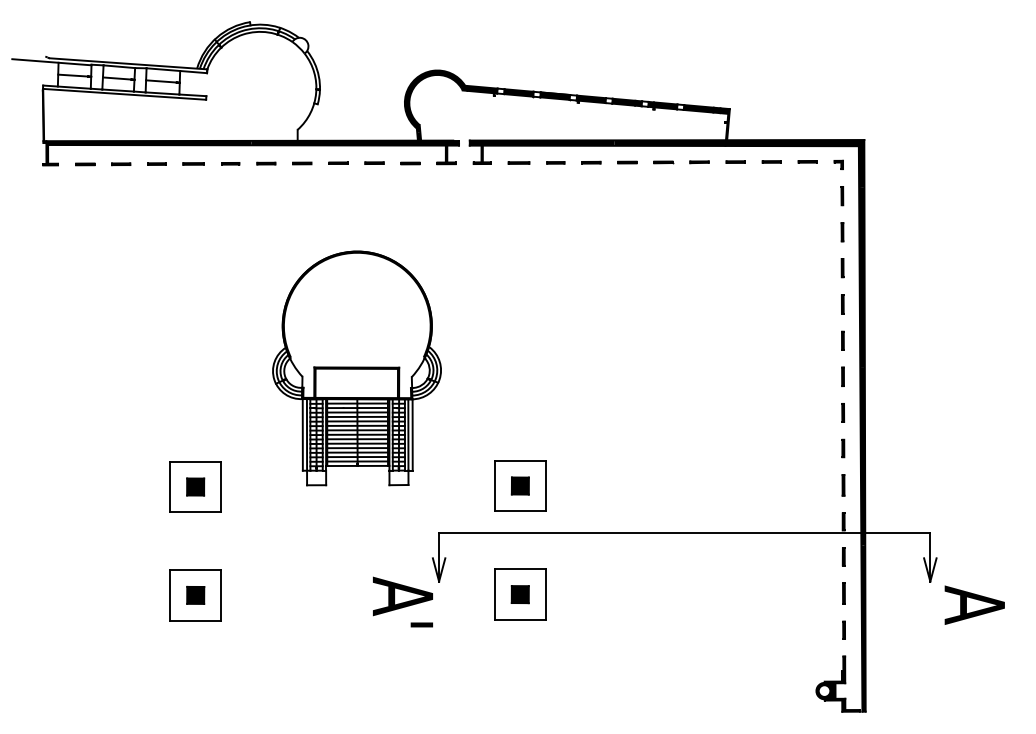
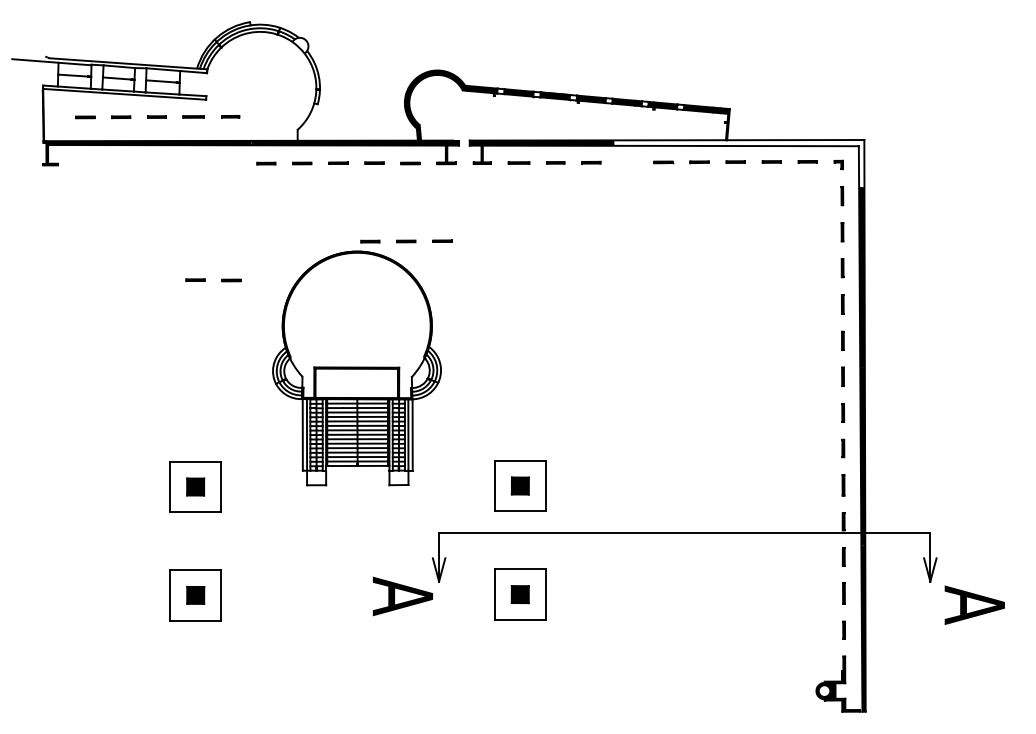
fill: present -> none (739, 161)
line: present -> none (627, 162)
part position: (157, 164) -> (157, 117) (157, 117)
part: none -> present (406, 241)
line: none -> present (205, 280)
text: A' -> A (421, 624)
